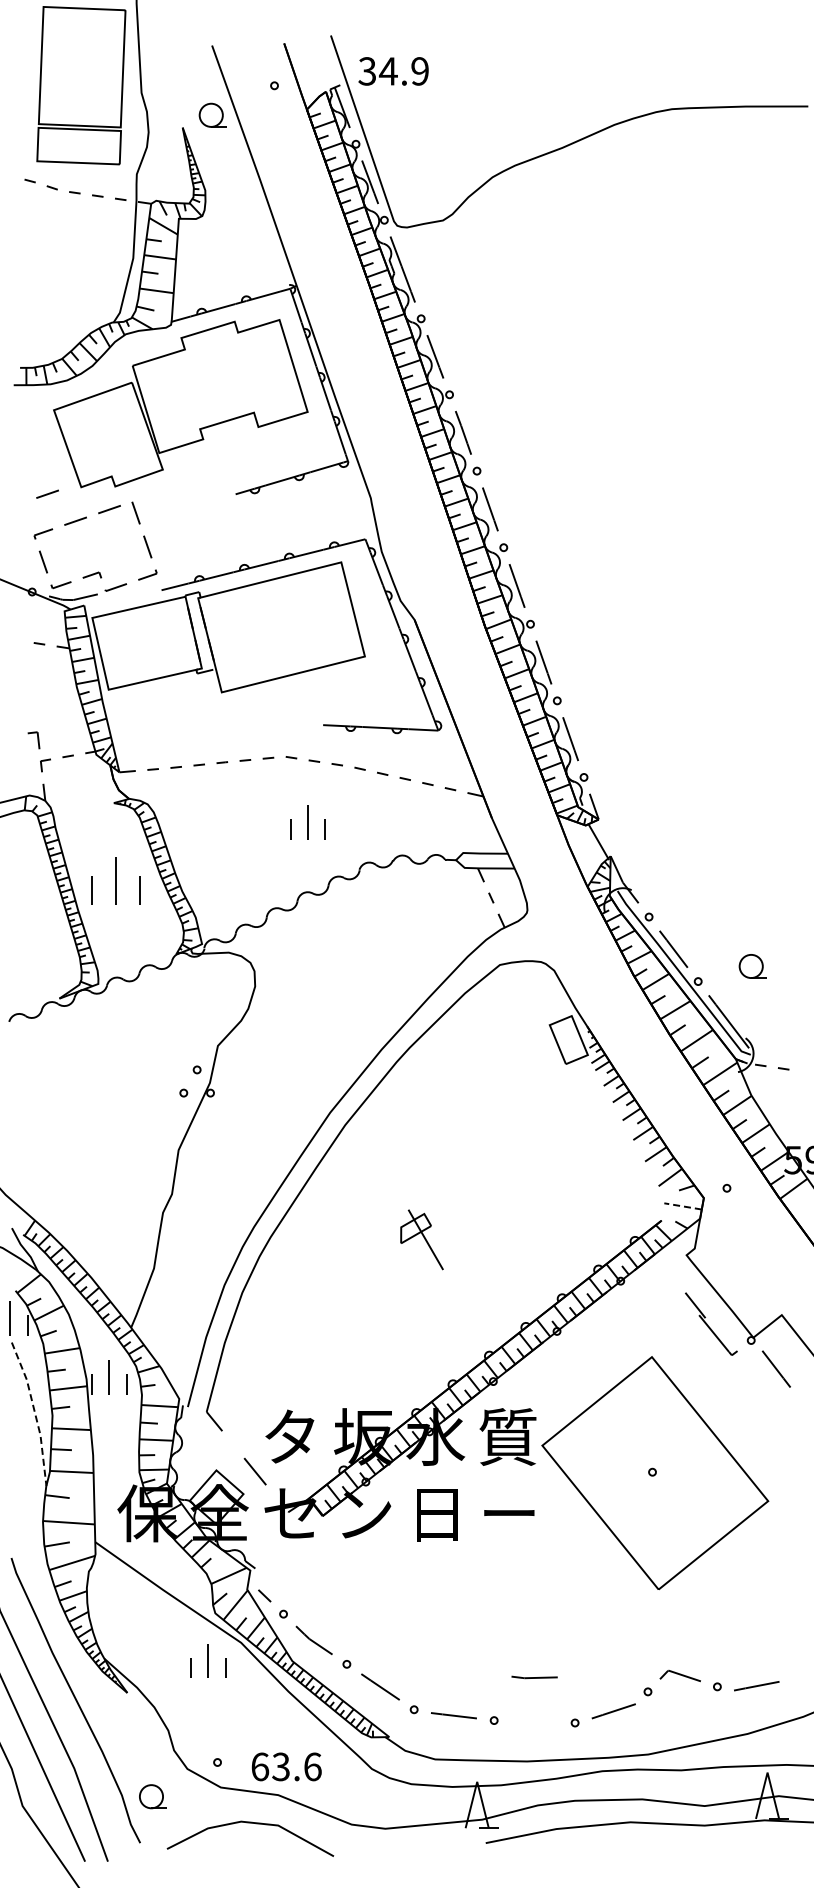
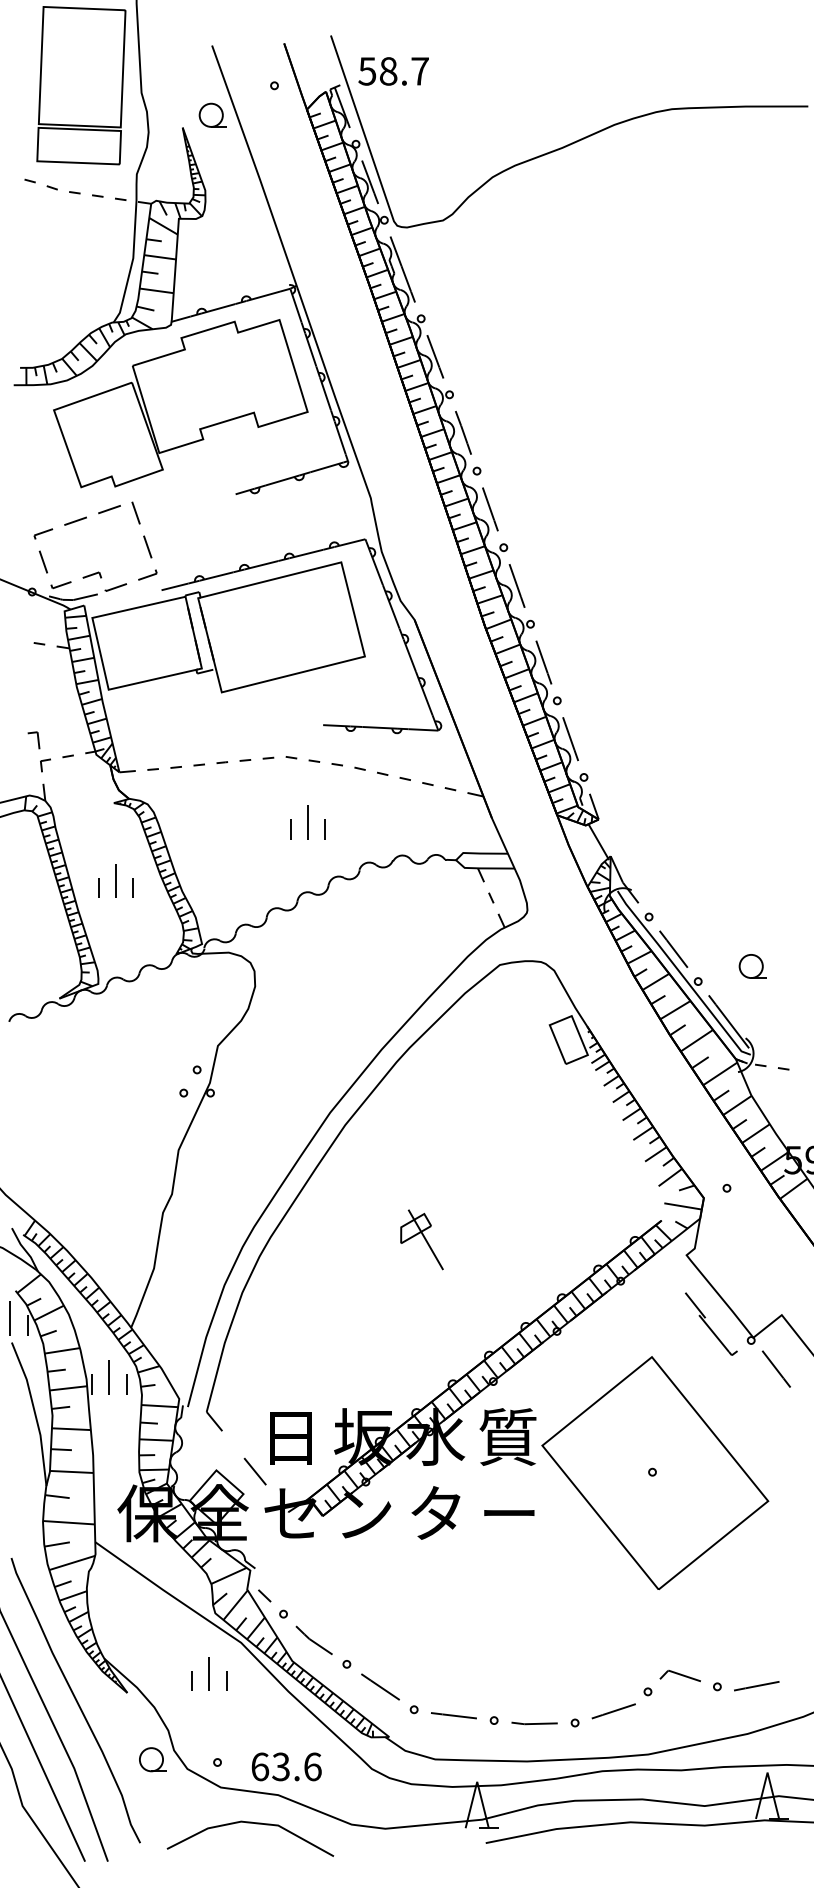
text: 34.9 -> 58.7 (393, 71)
line: present -> none (47, 493)
part size: 50x48 px -> 36x34 px (115, 880)
line: dashed -> solid (683, 1206)
line: dashed -> solid (35, 1413)
text: タ -> 日 (289, 1436)
text: 日 -> タ (435, 1513)
part position: (208, 1660) -> (209, 1673) (209, 1673)
part position: (534, 1677) -> (534, 1723) (534, 1723)
part position: (152, 1796) -> (152, 1759) (152, 1759)
